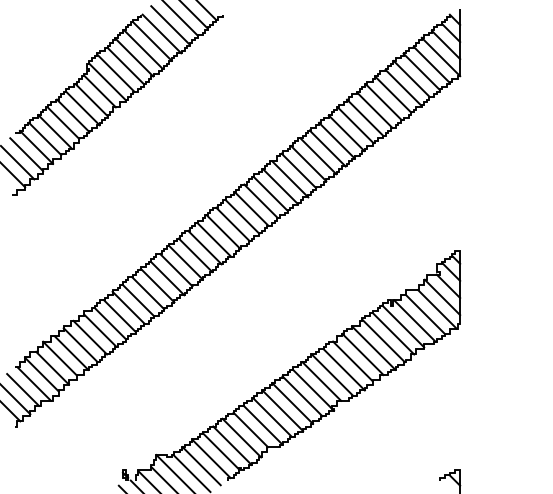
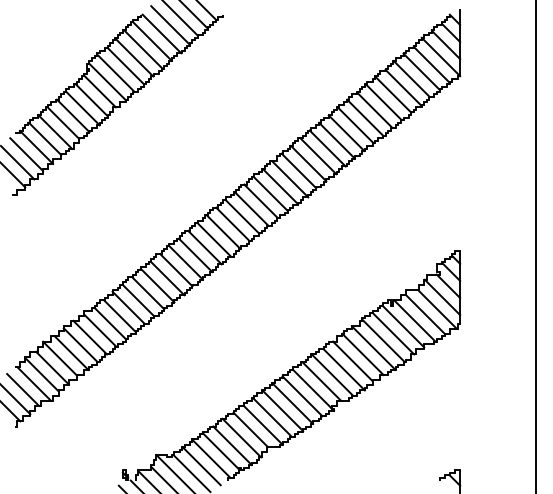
line: none -> present (536, 246)
